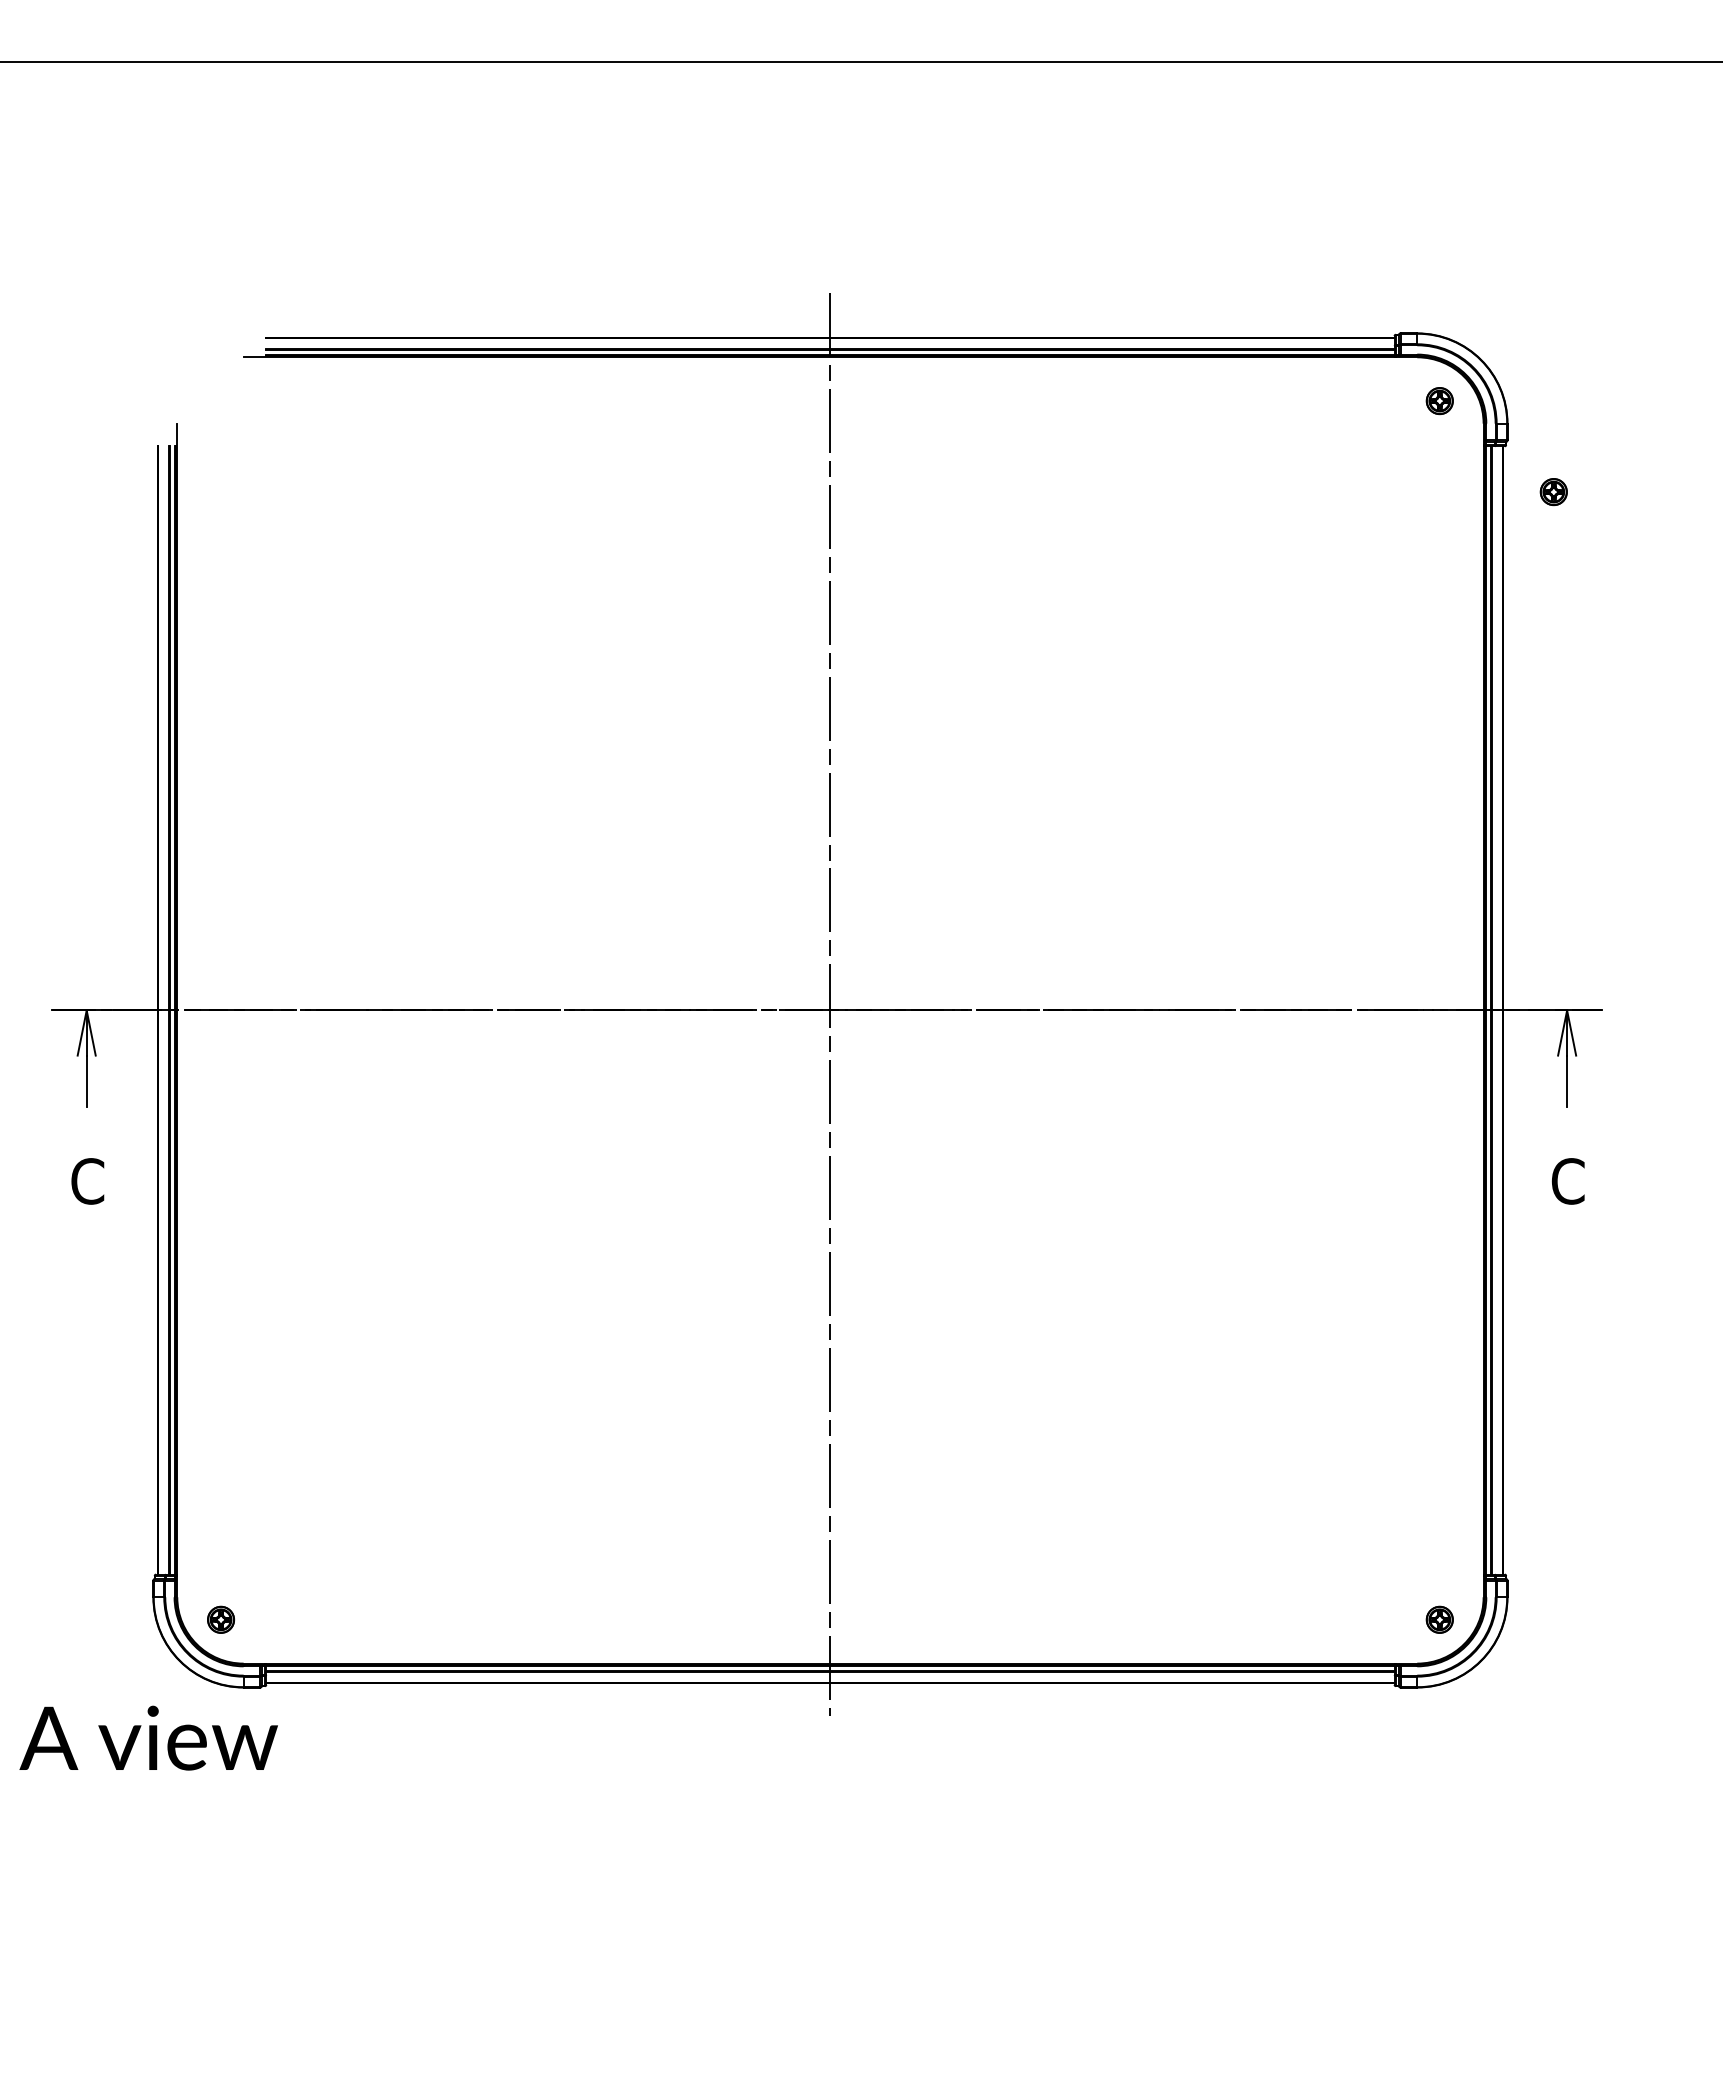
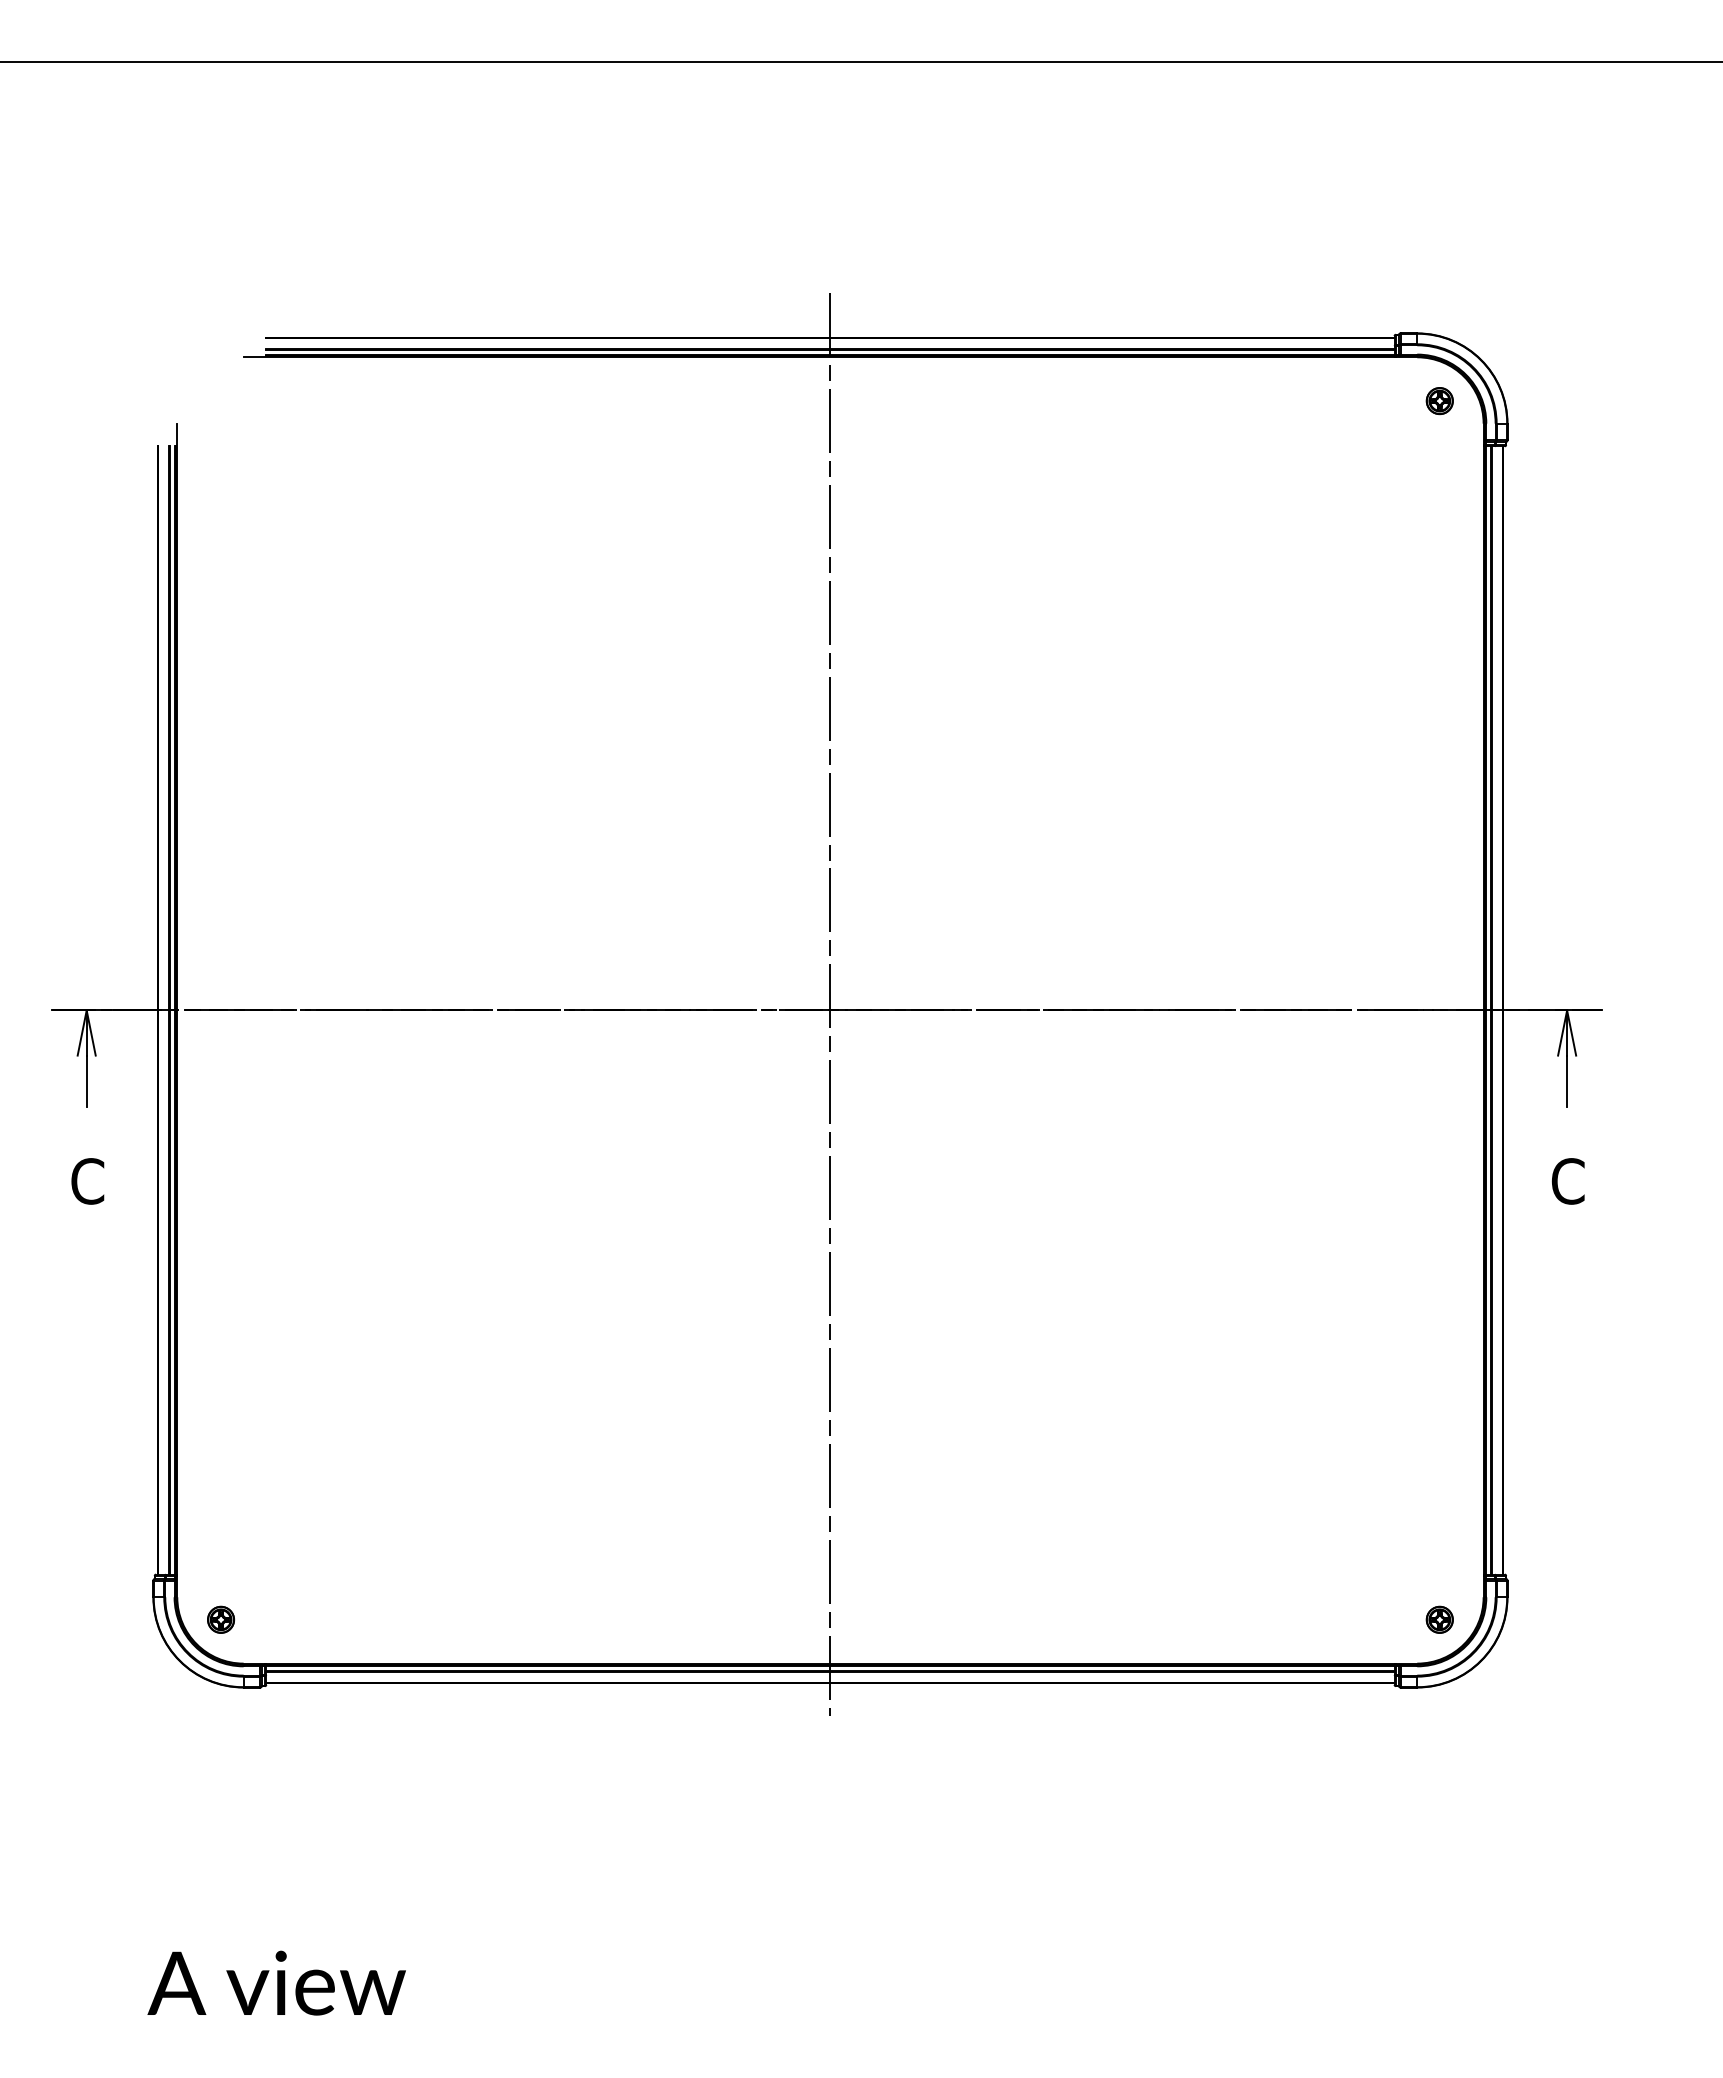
part: present -> none (1553, 492)
text position: (148, 1737) -> (276, 1982) (276, 1982)
